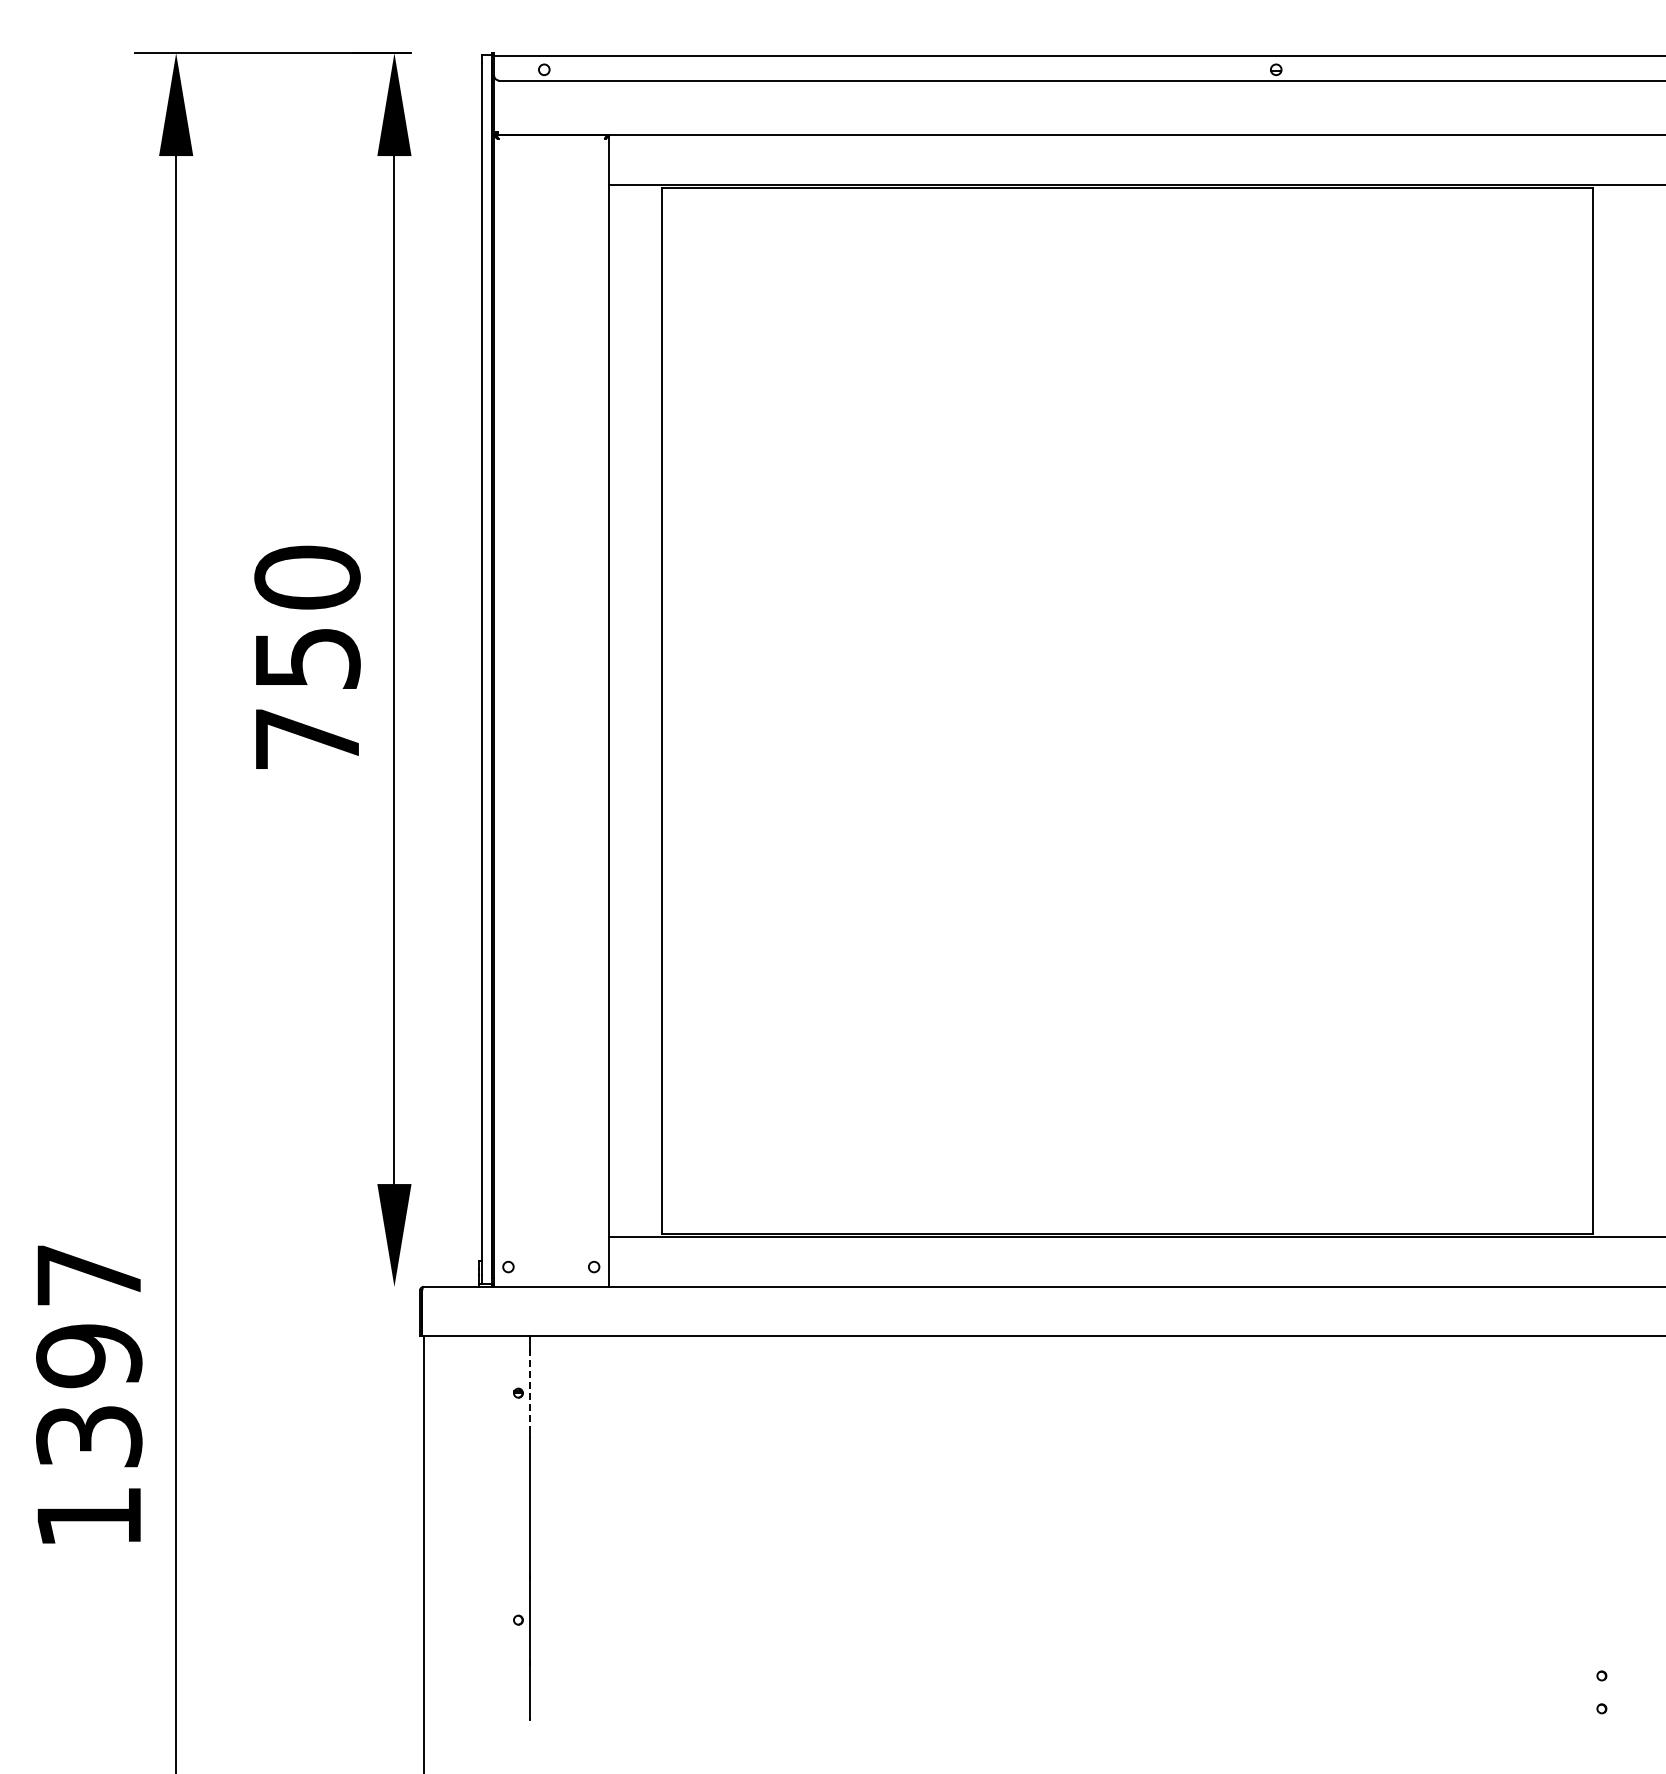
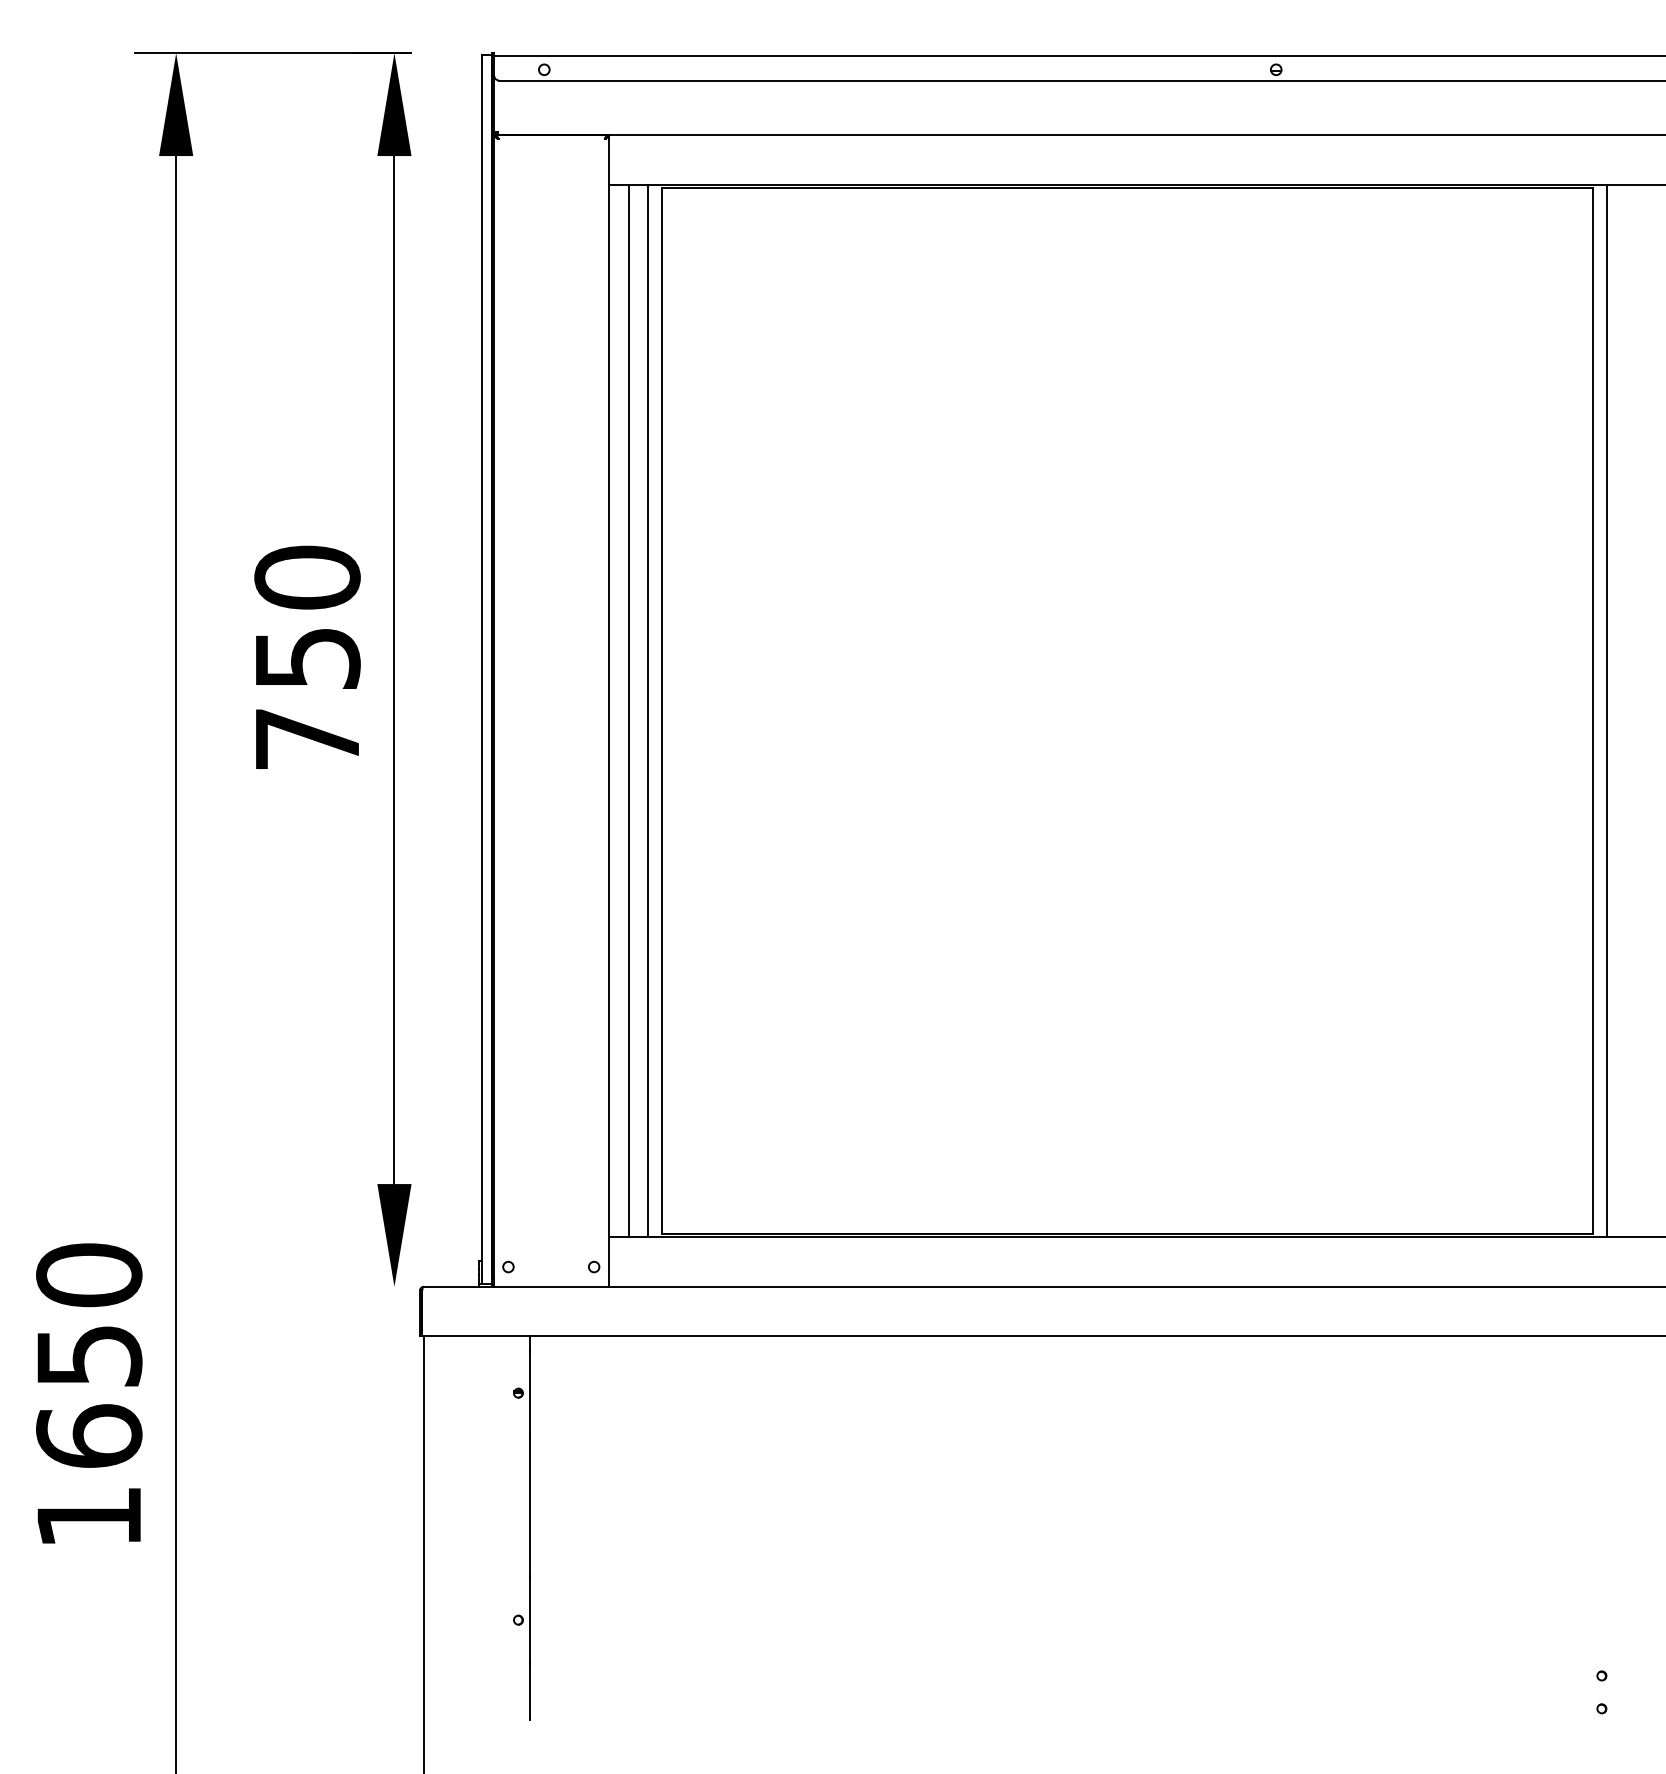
line: none -> present (628, 710)
line: none -> present (647, 710)
line: none -> present (1606, 710)
text: 1397 -> 1650 (89, 1355)
line: dashed -> solid (530, 1393)
